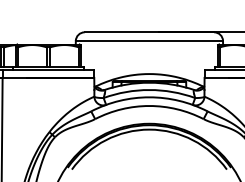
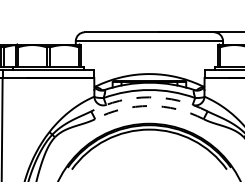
arc: solid -> dashed (149, 97)
arc: solid -> dashed (149, 106)
